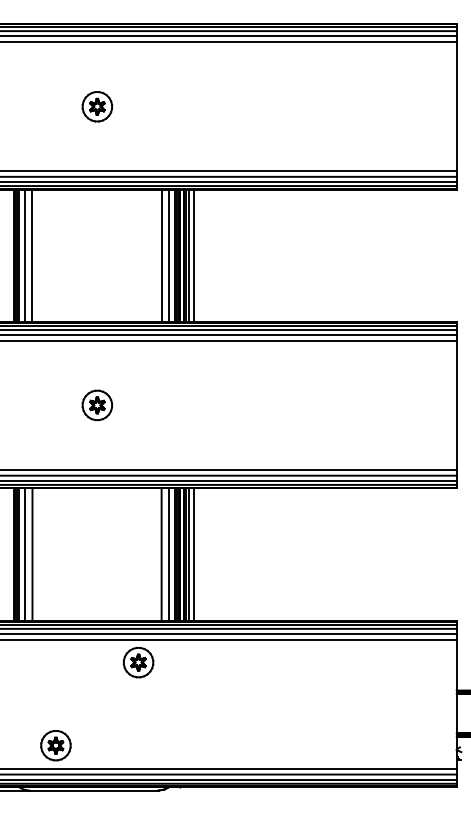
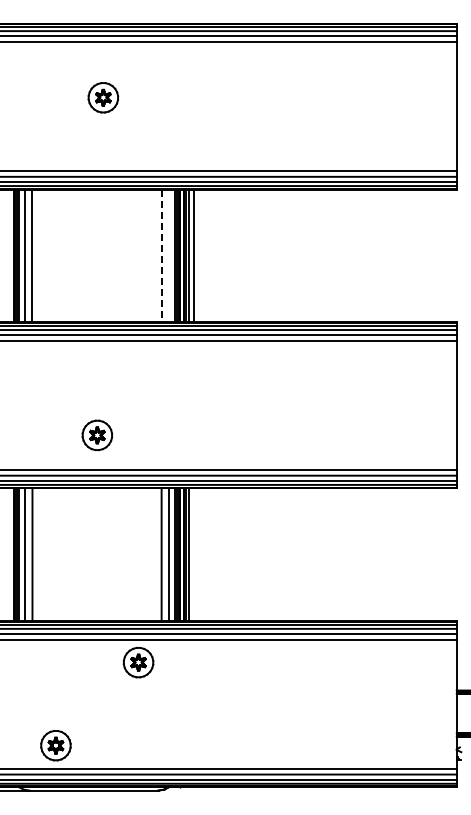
part position: (97, 106) -> (103, 97) (103, 97)
line: present -> none (168, 255)
line: solid -> dashed (161, 256)
part position: (97, 405) -> (97, 435) (97, 435)
line: present -> none (193, 554)
